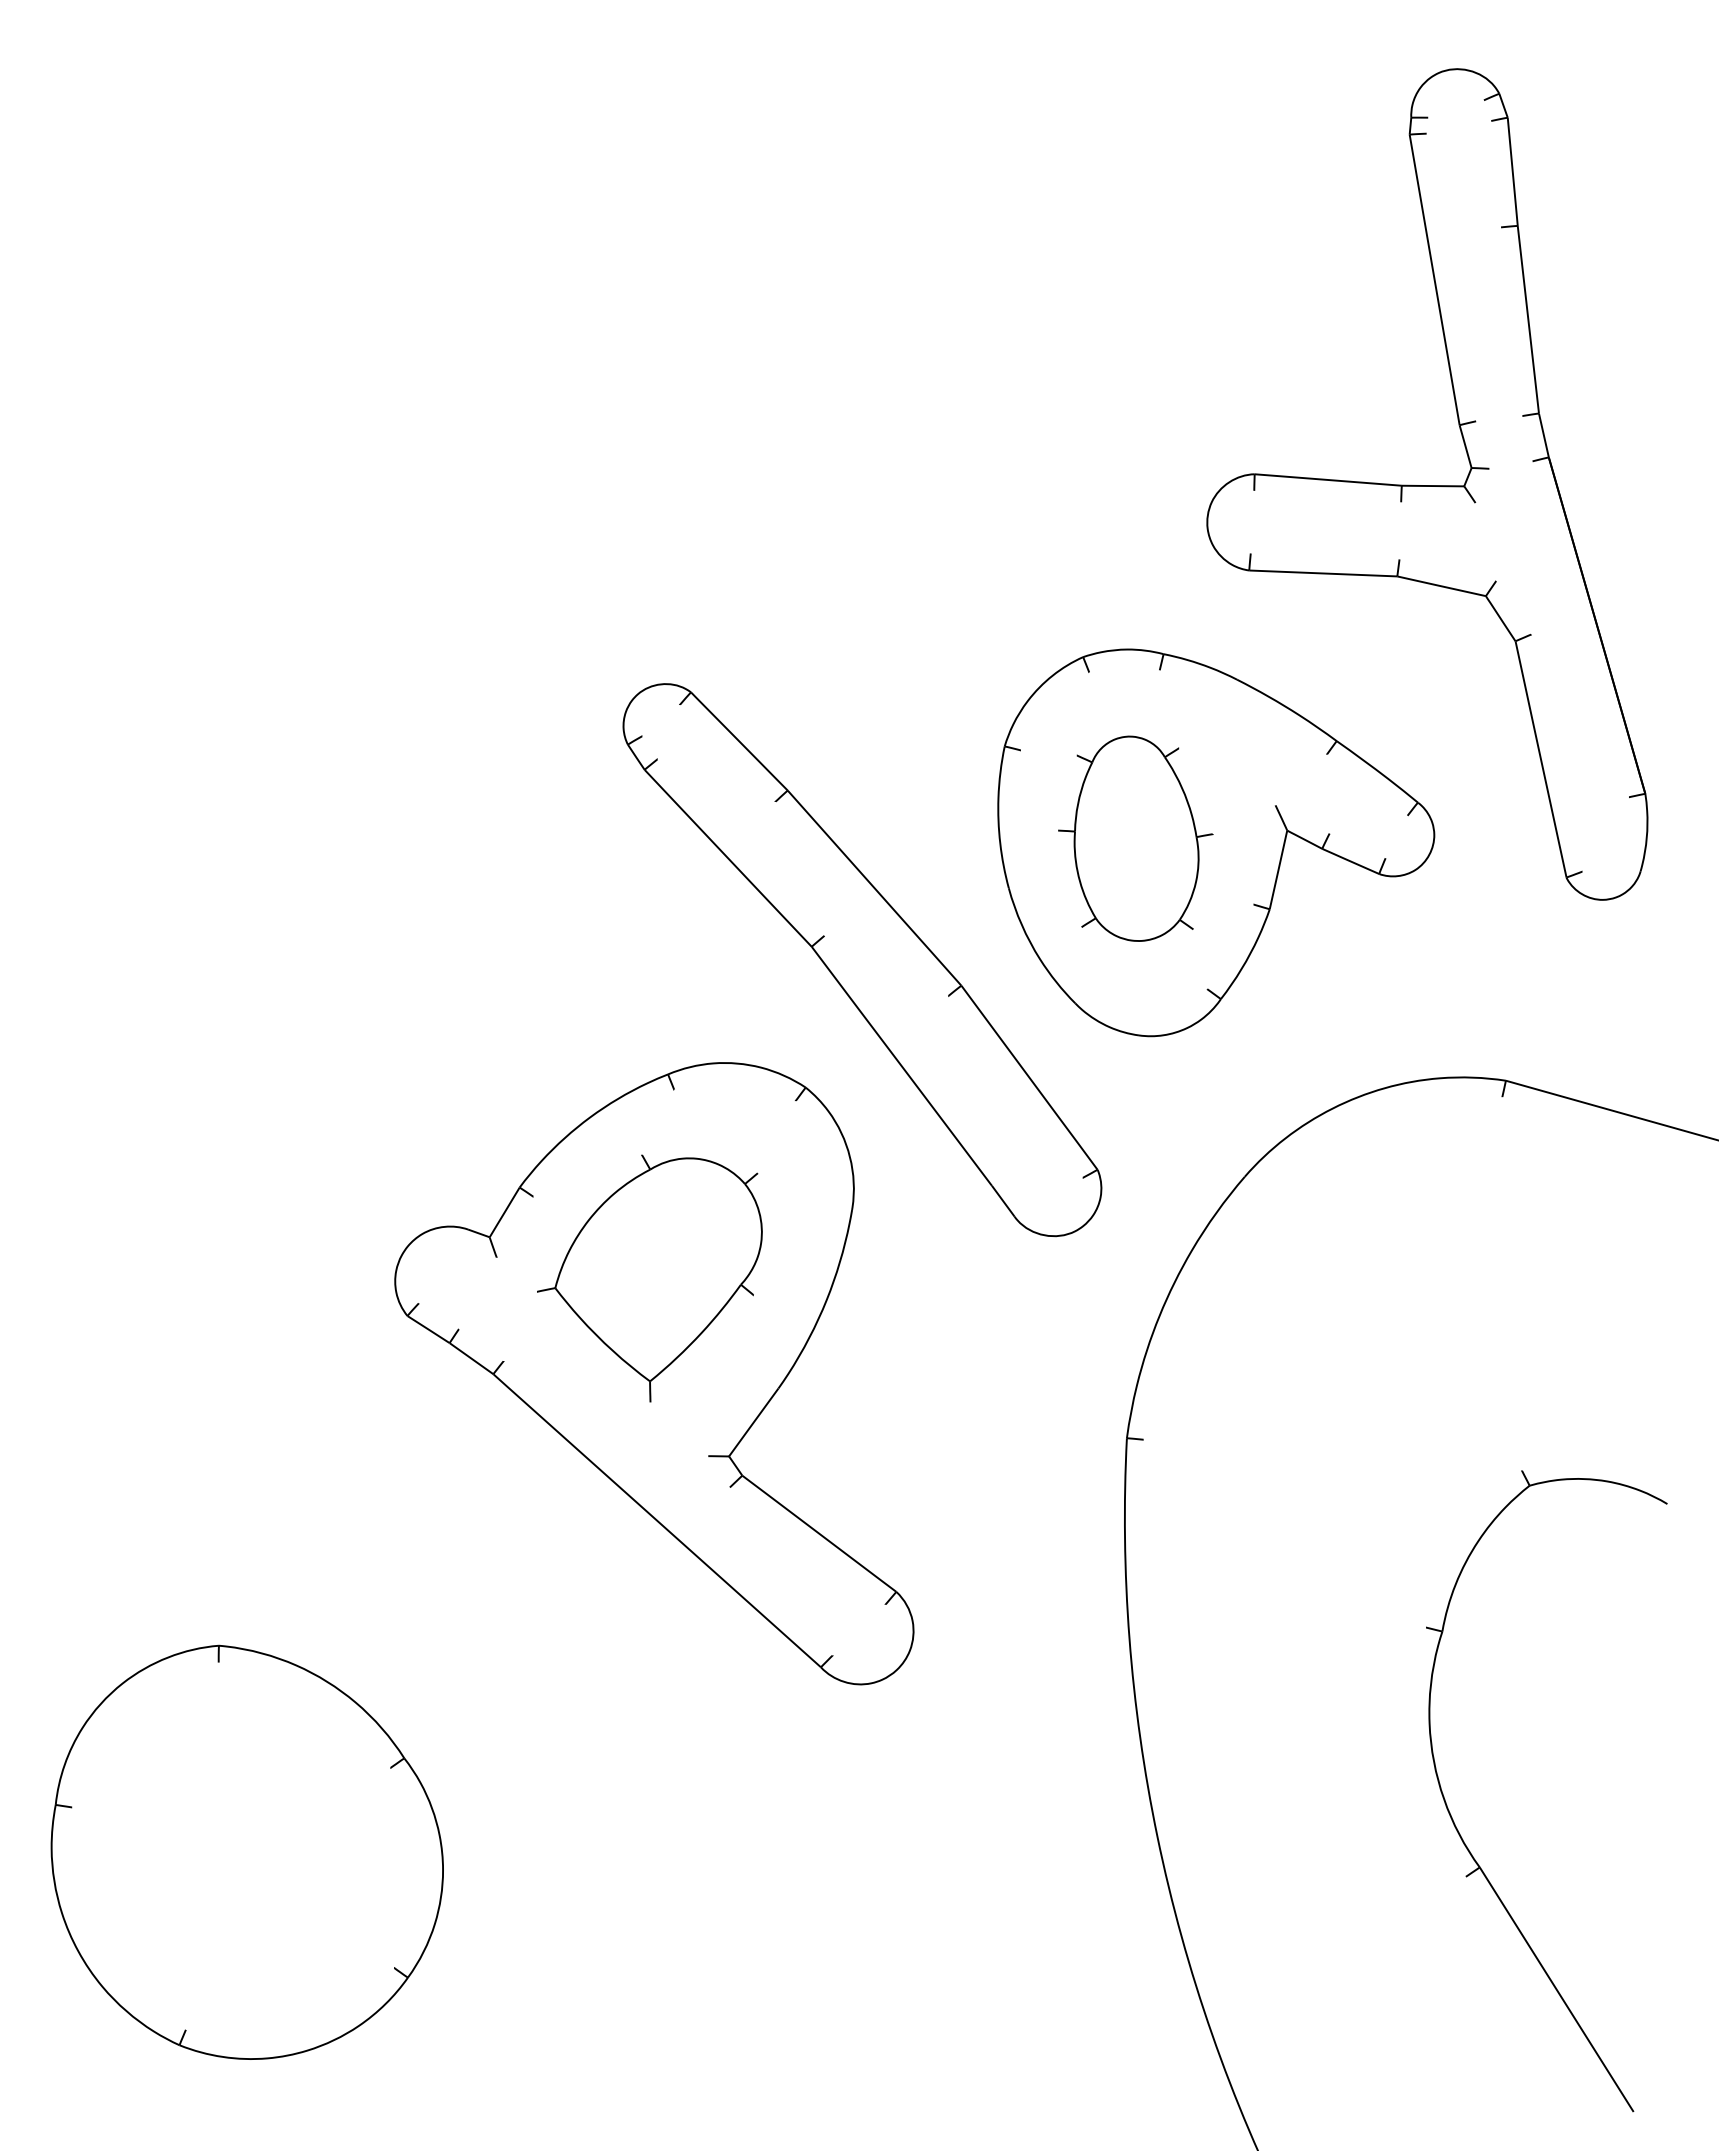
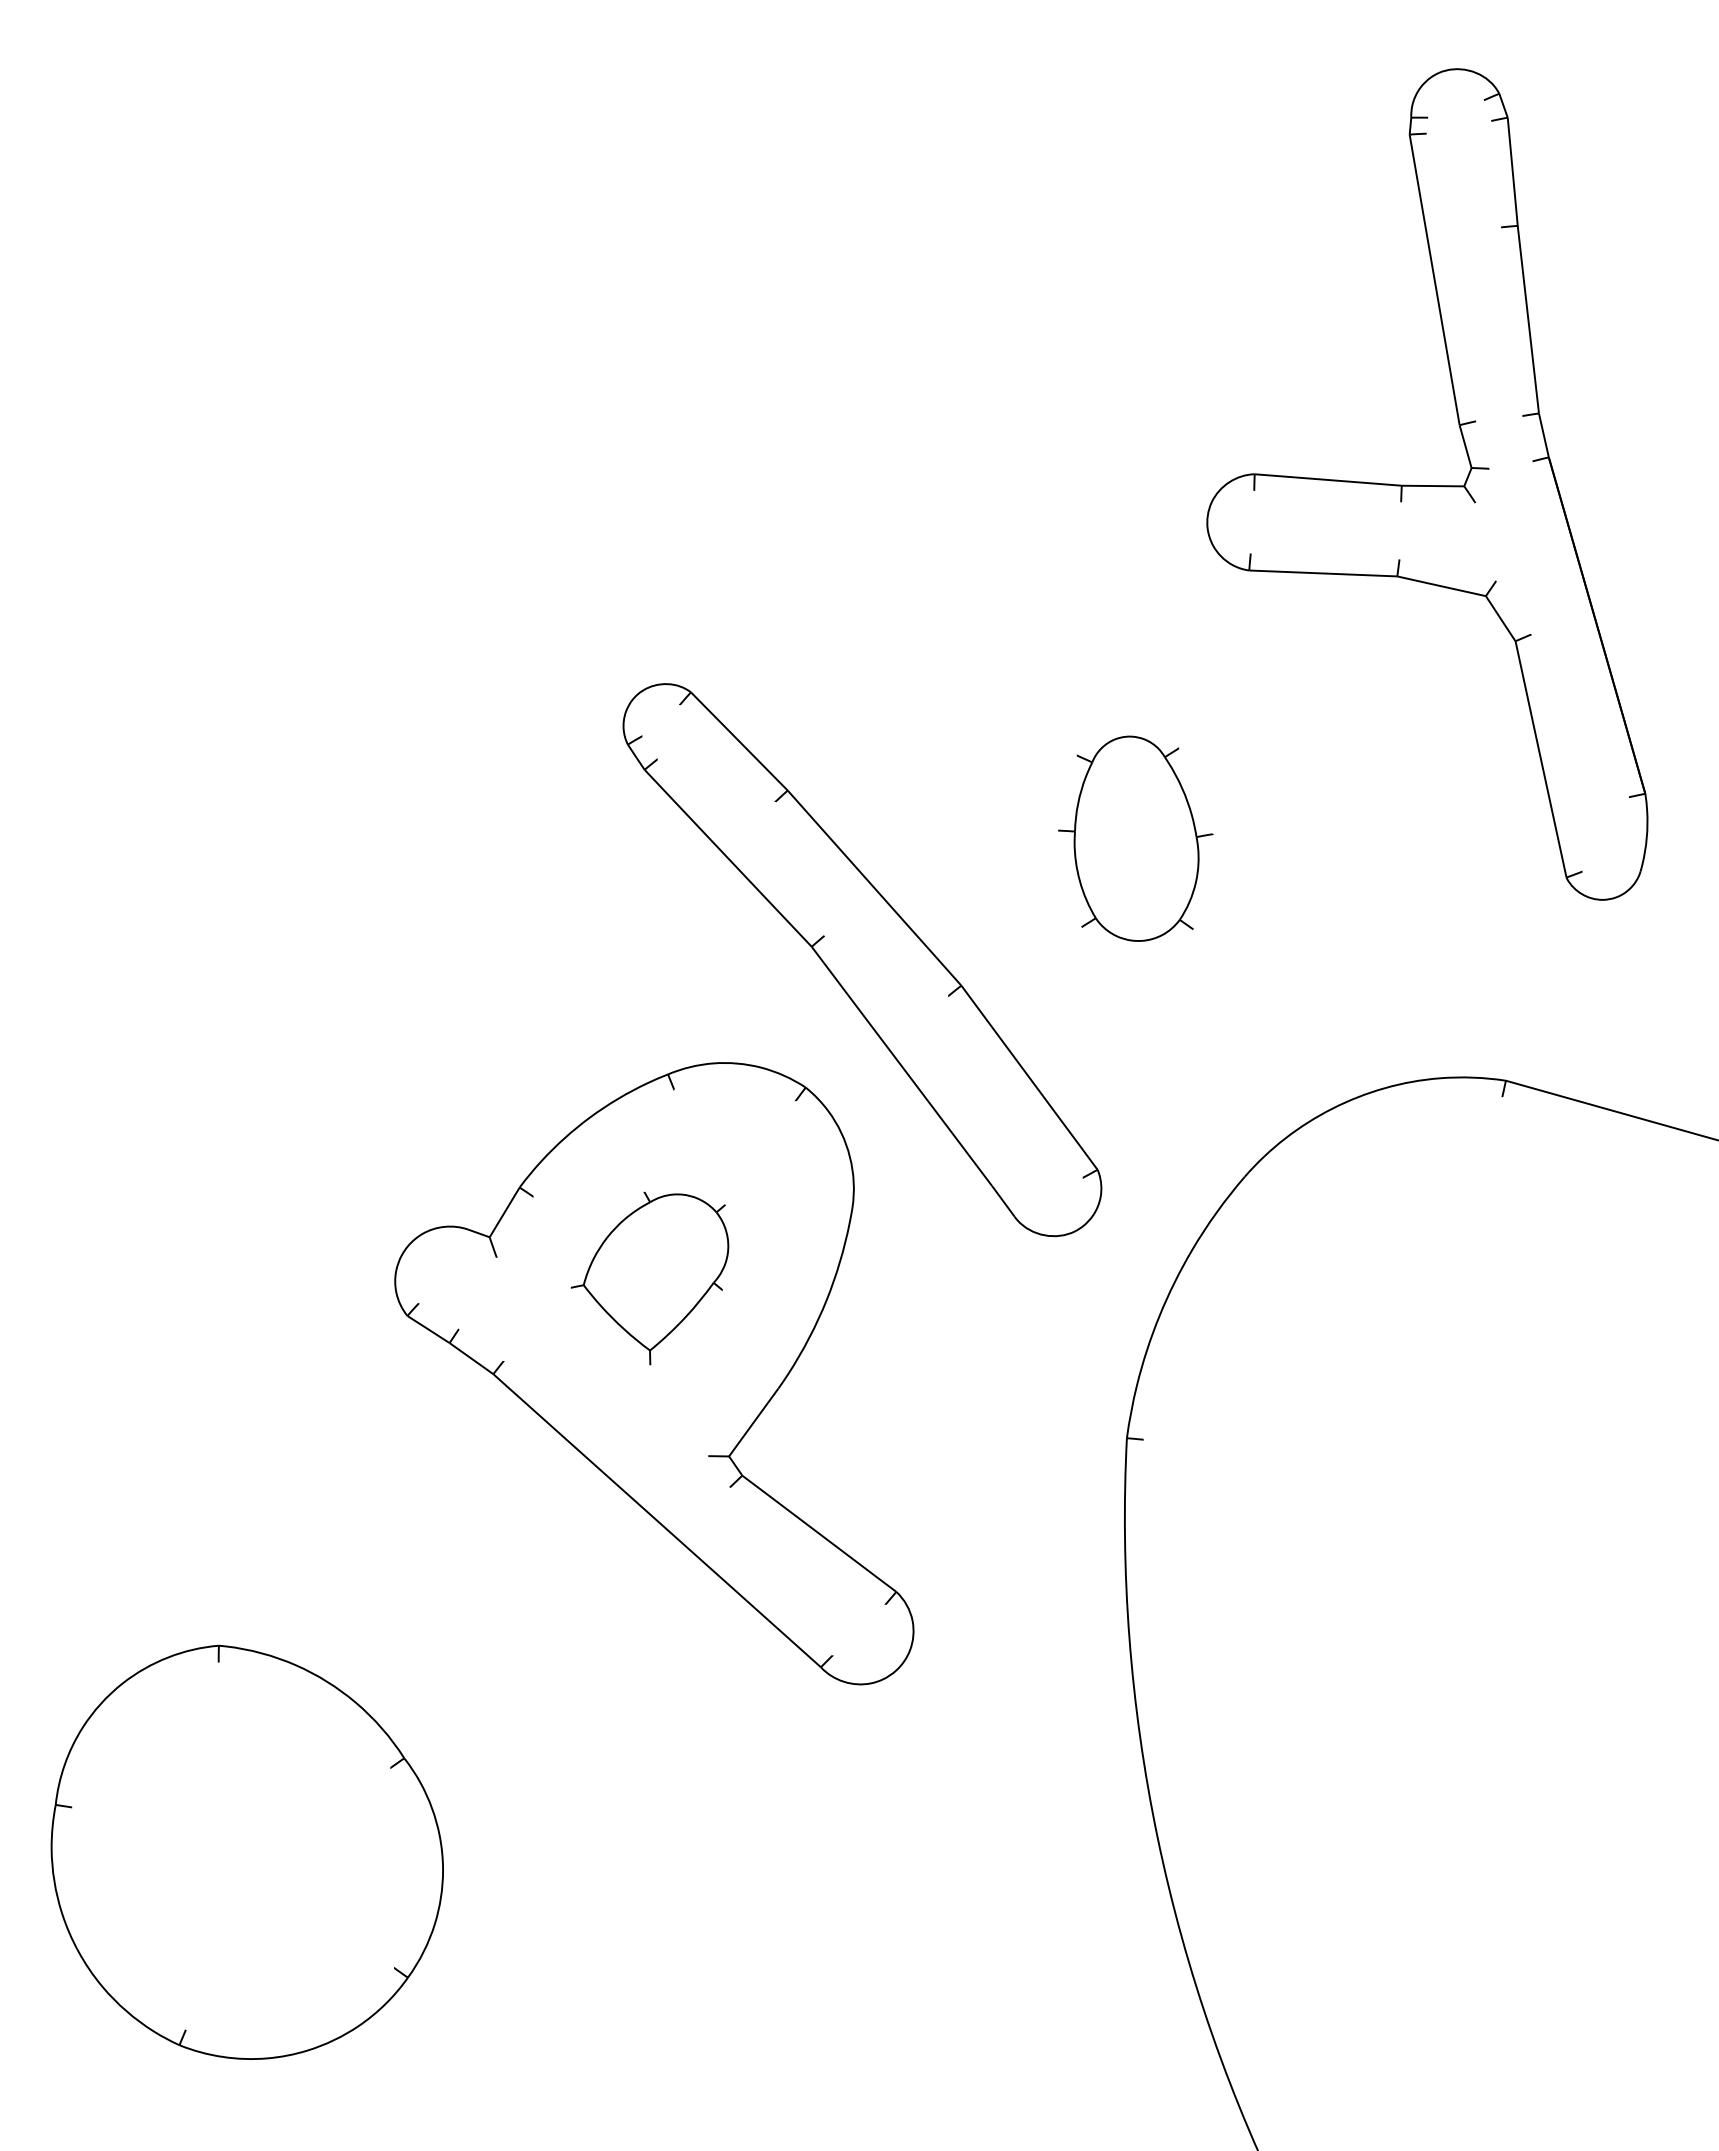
part: present -> none (1216, 842)
part size: 226x249 px -> 159x175 px (650, 1278)
part: present -> none (1461, 1835)
